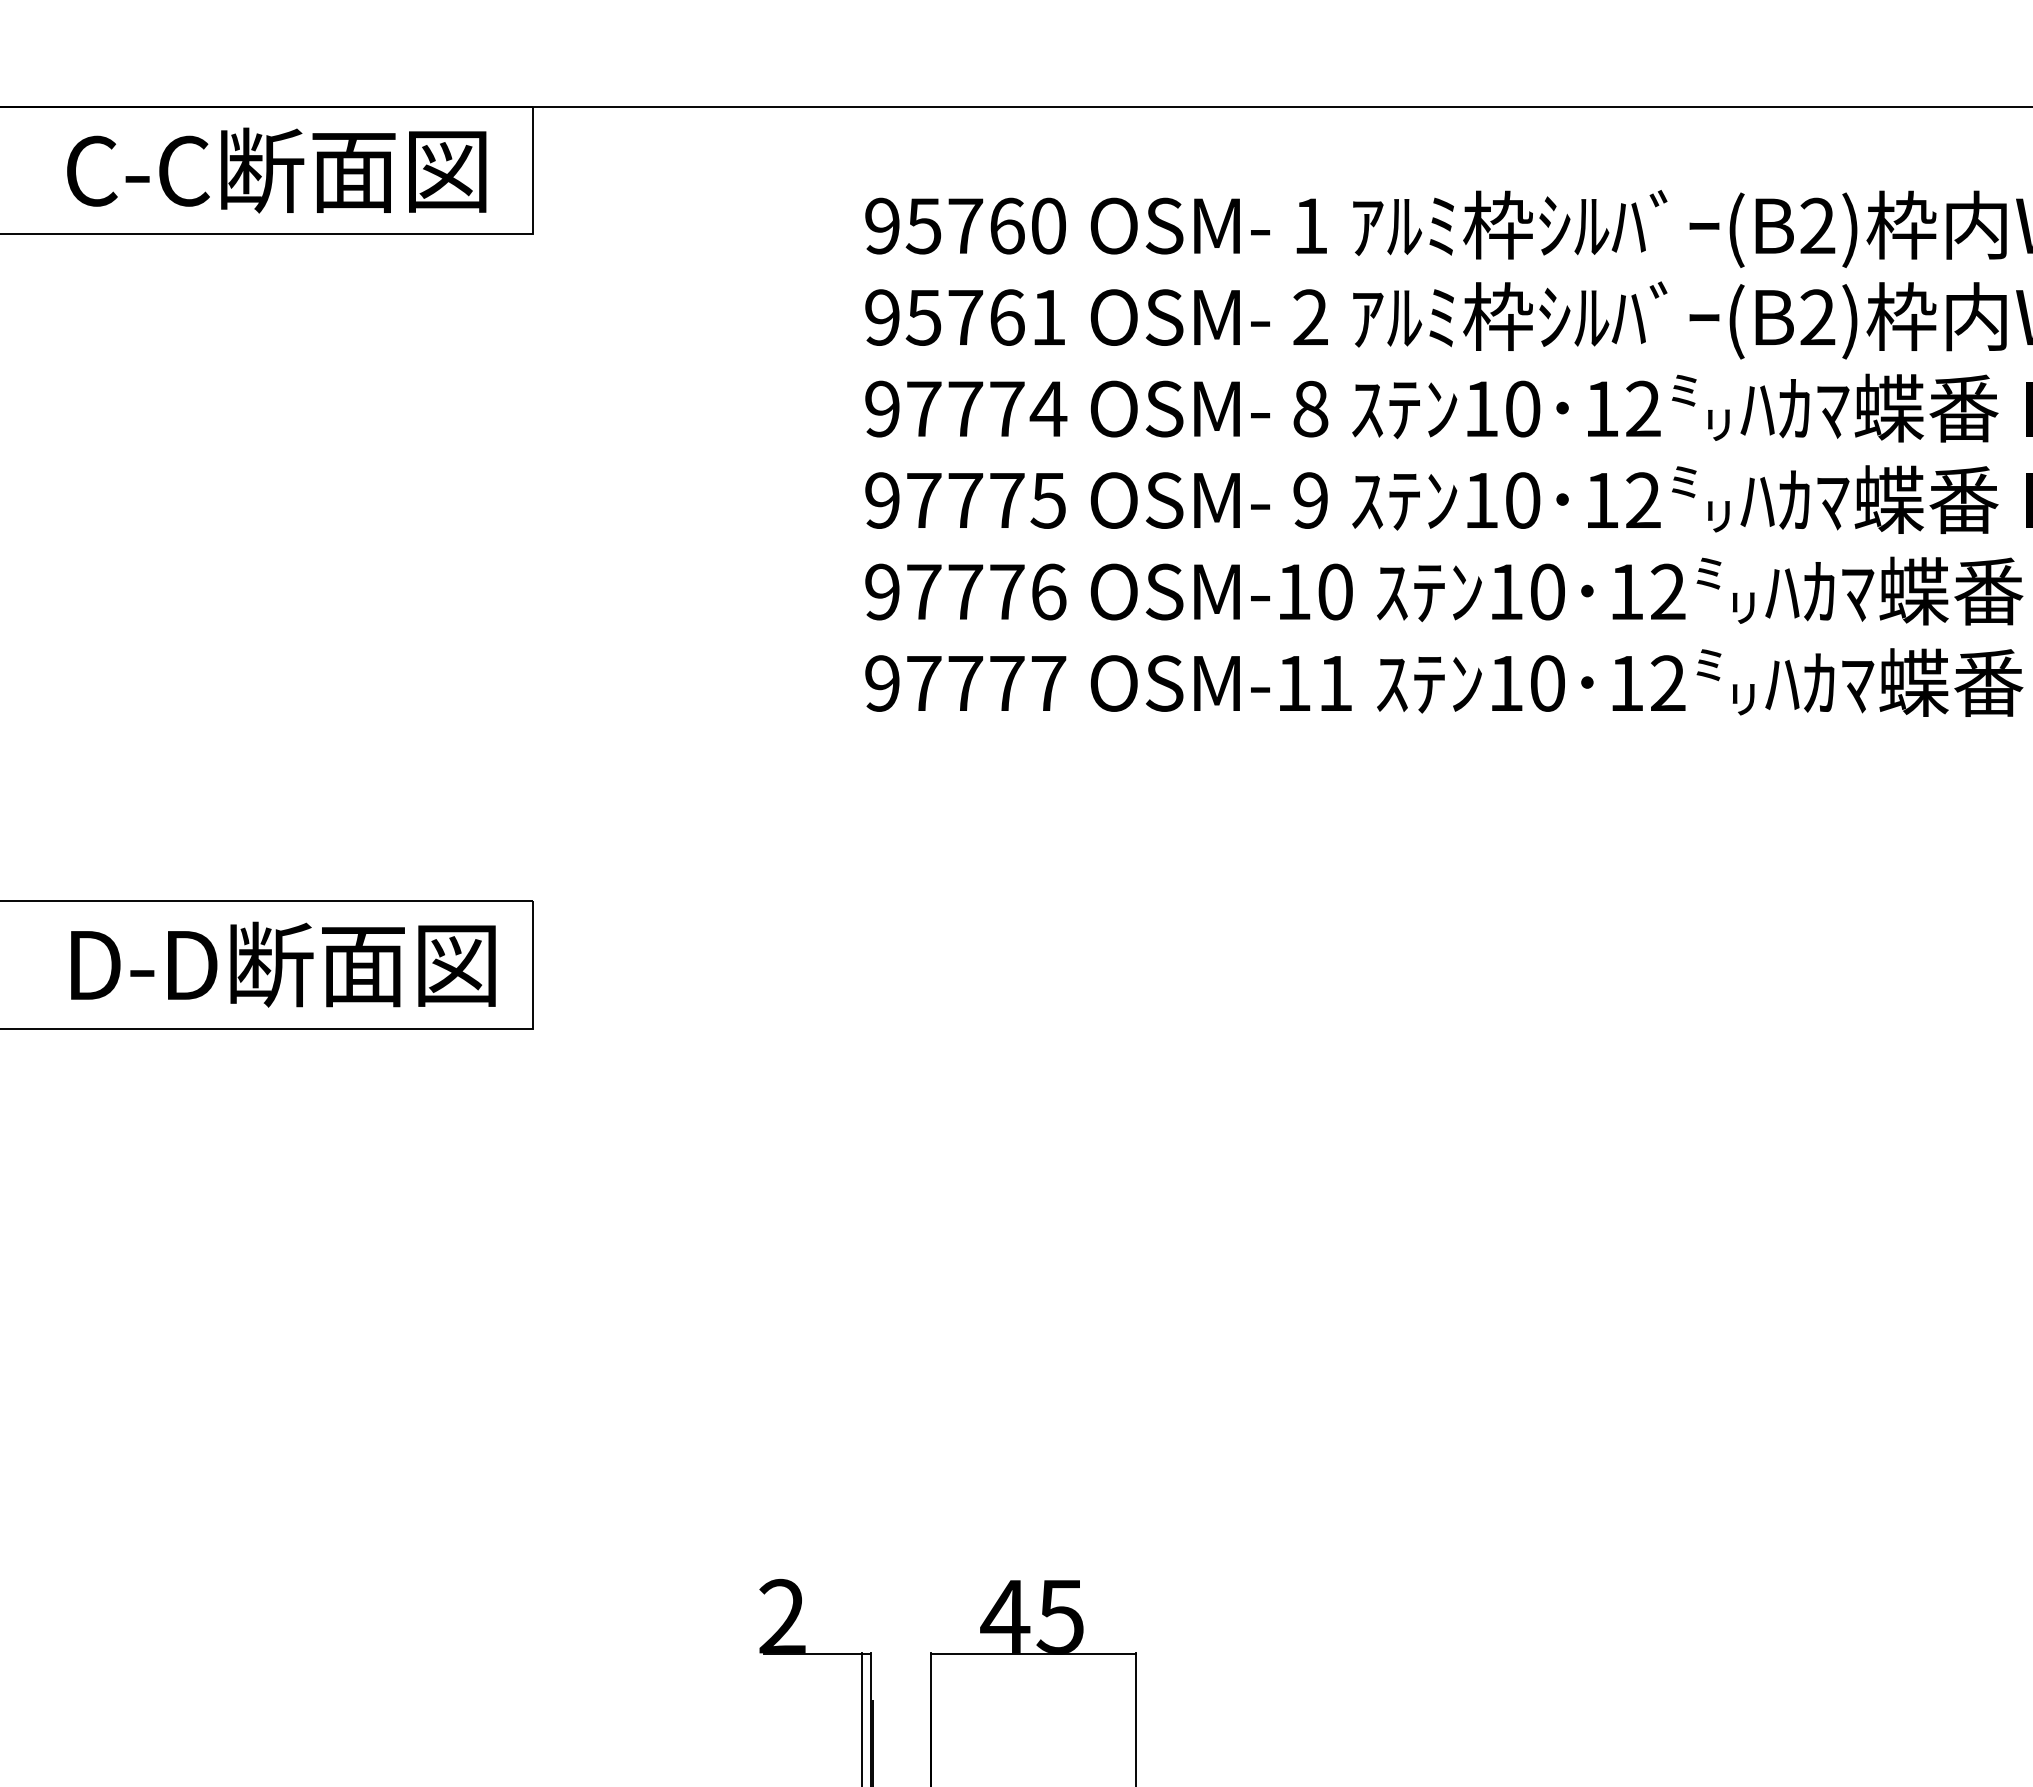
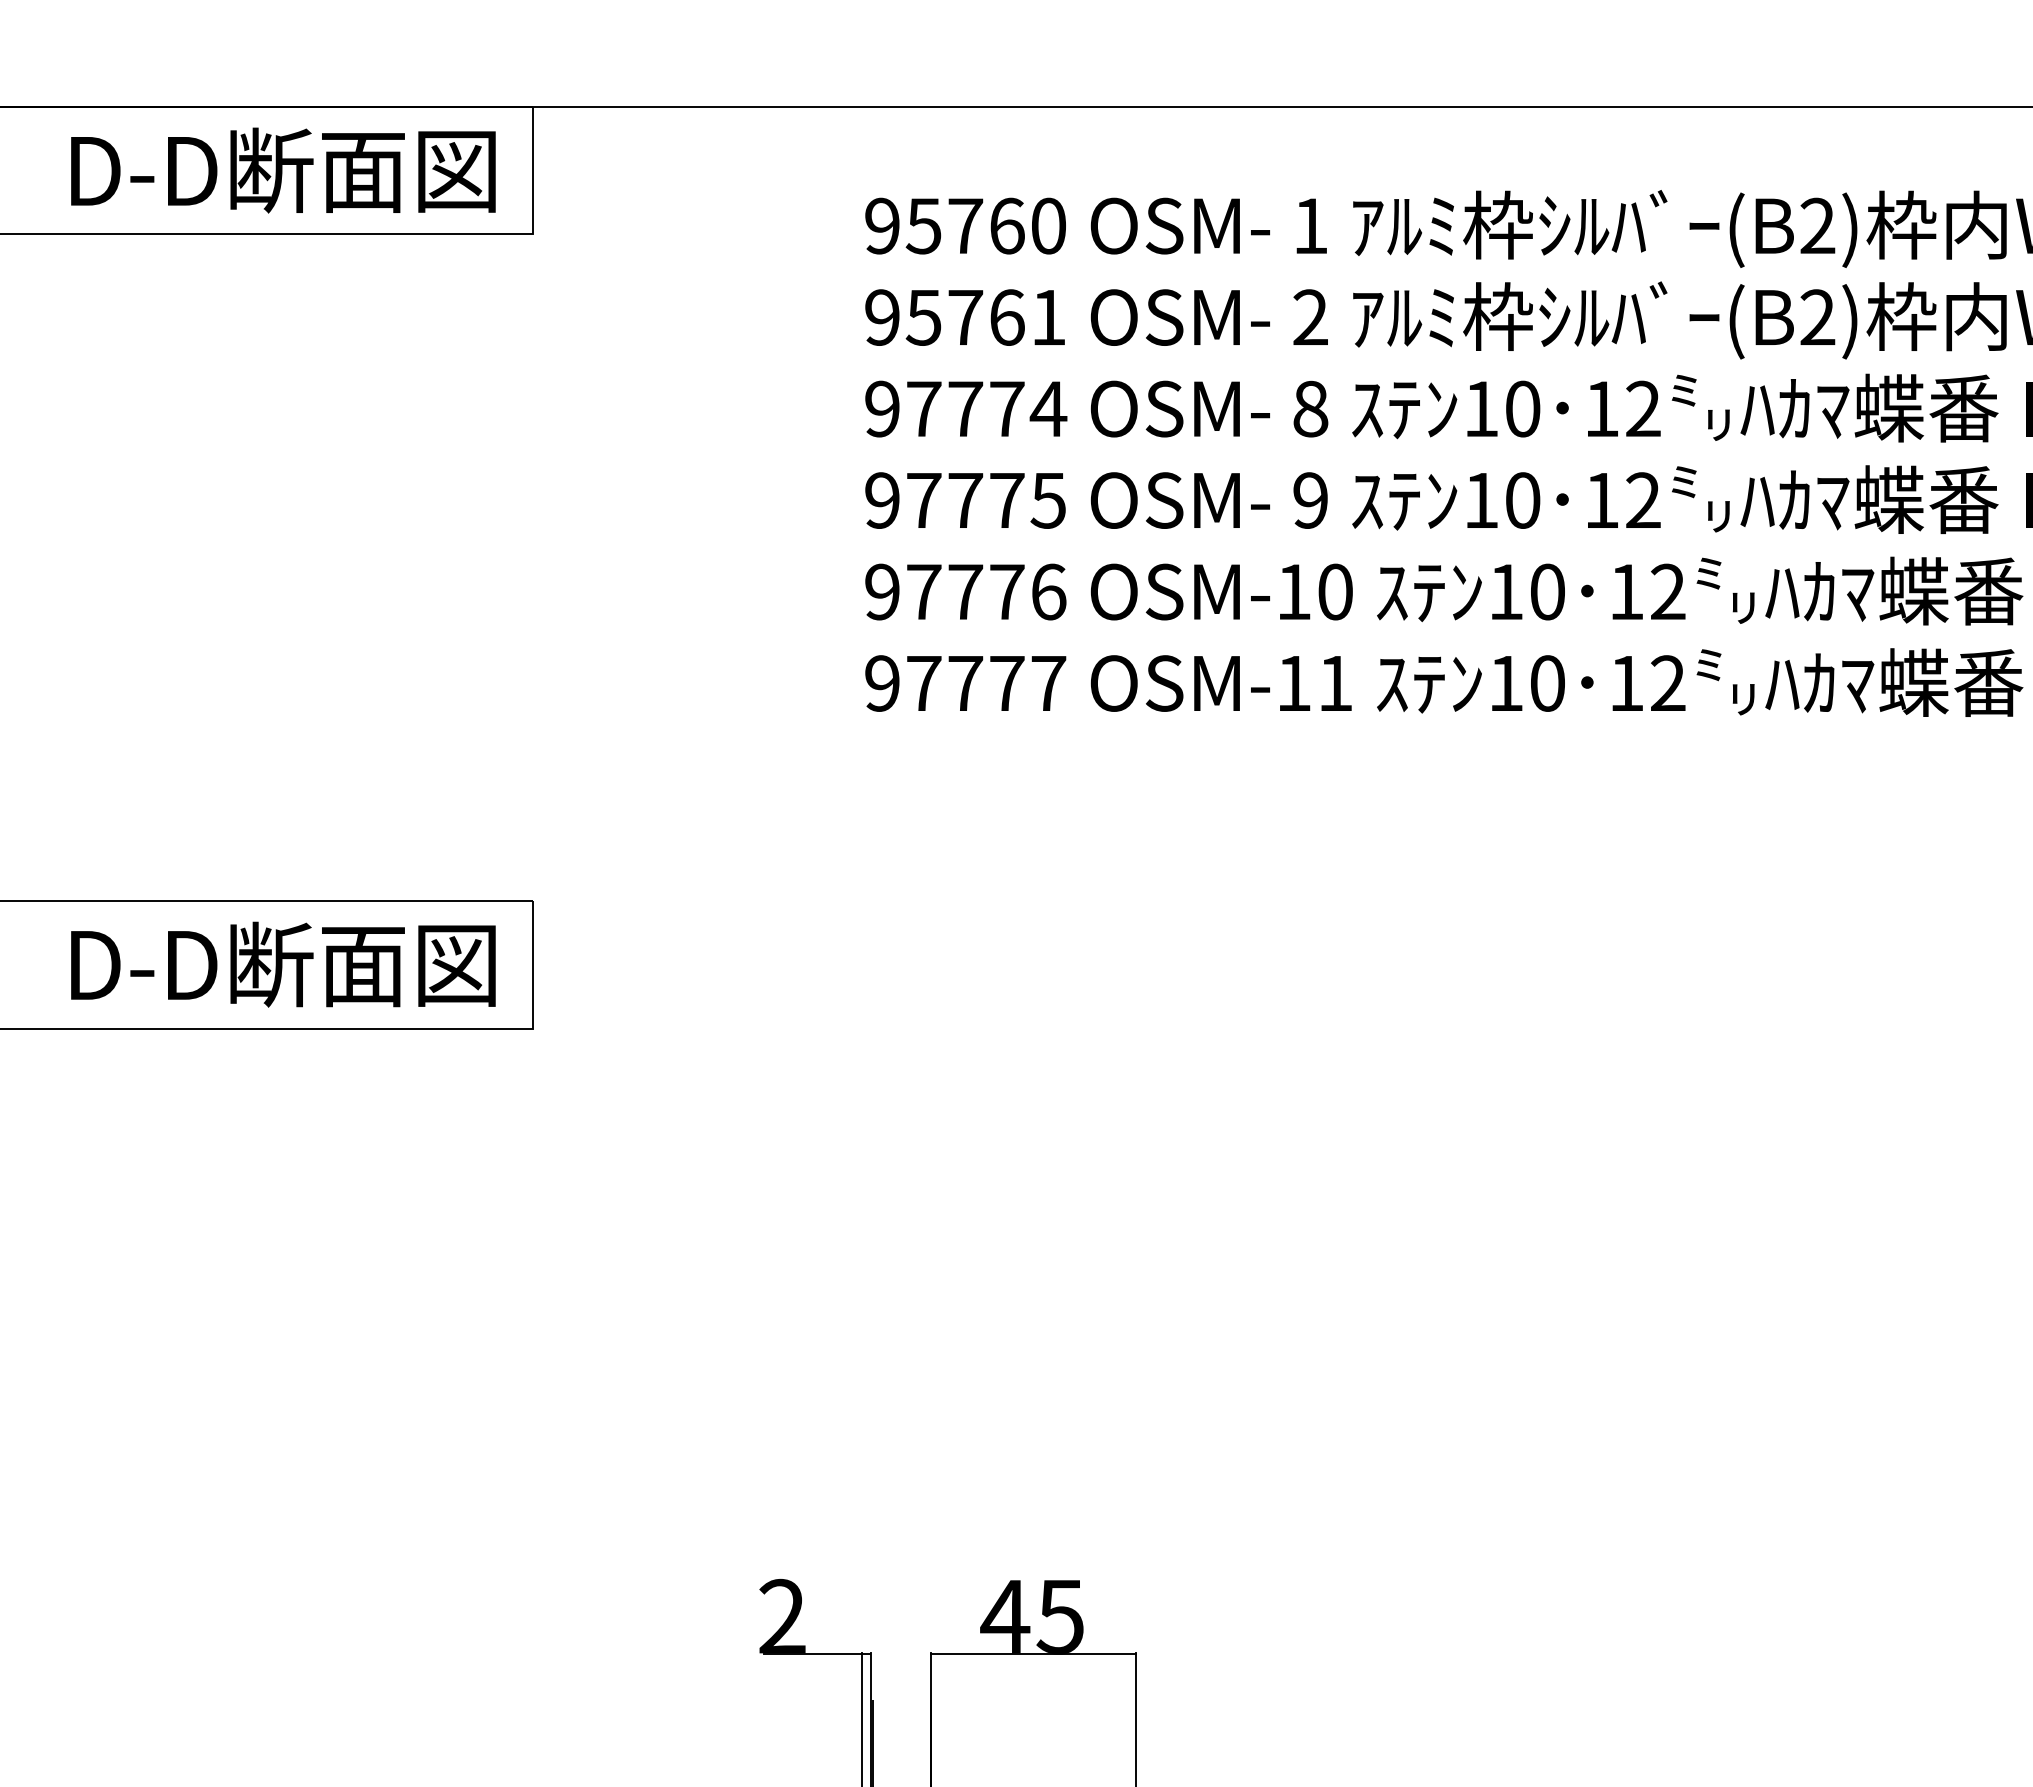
text: C-C断面図 -> D-D断面図 (281, 170)
